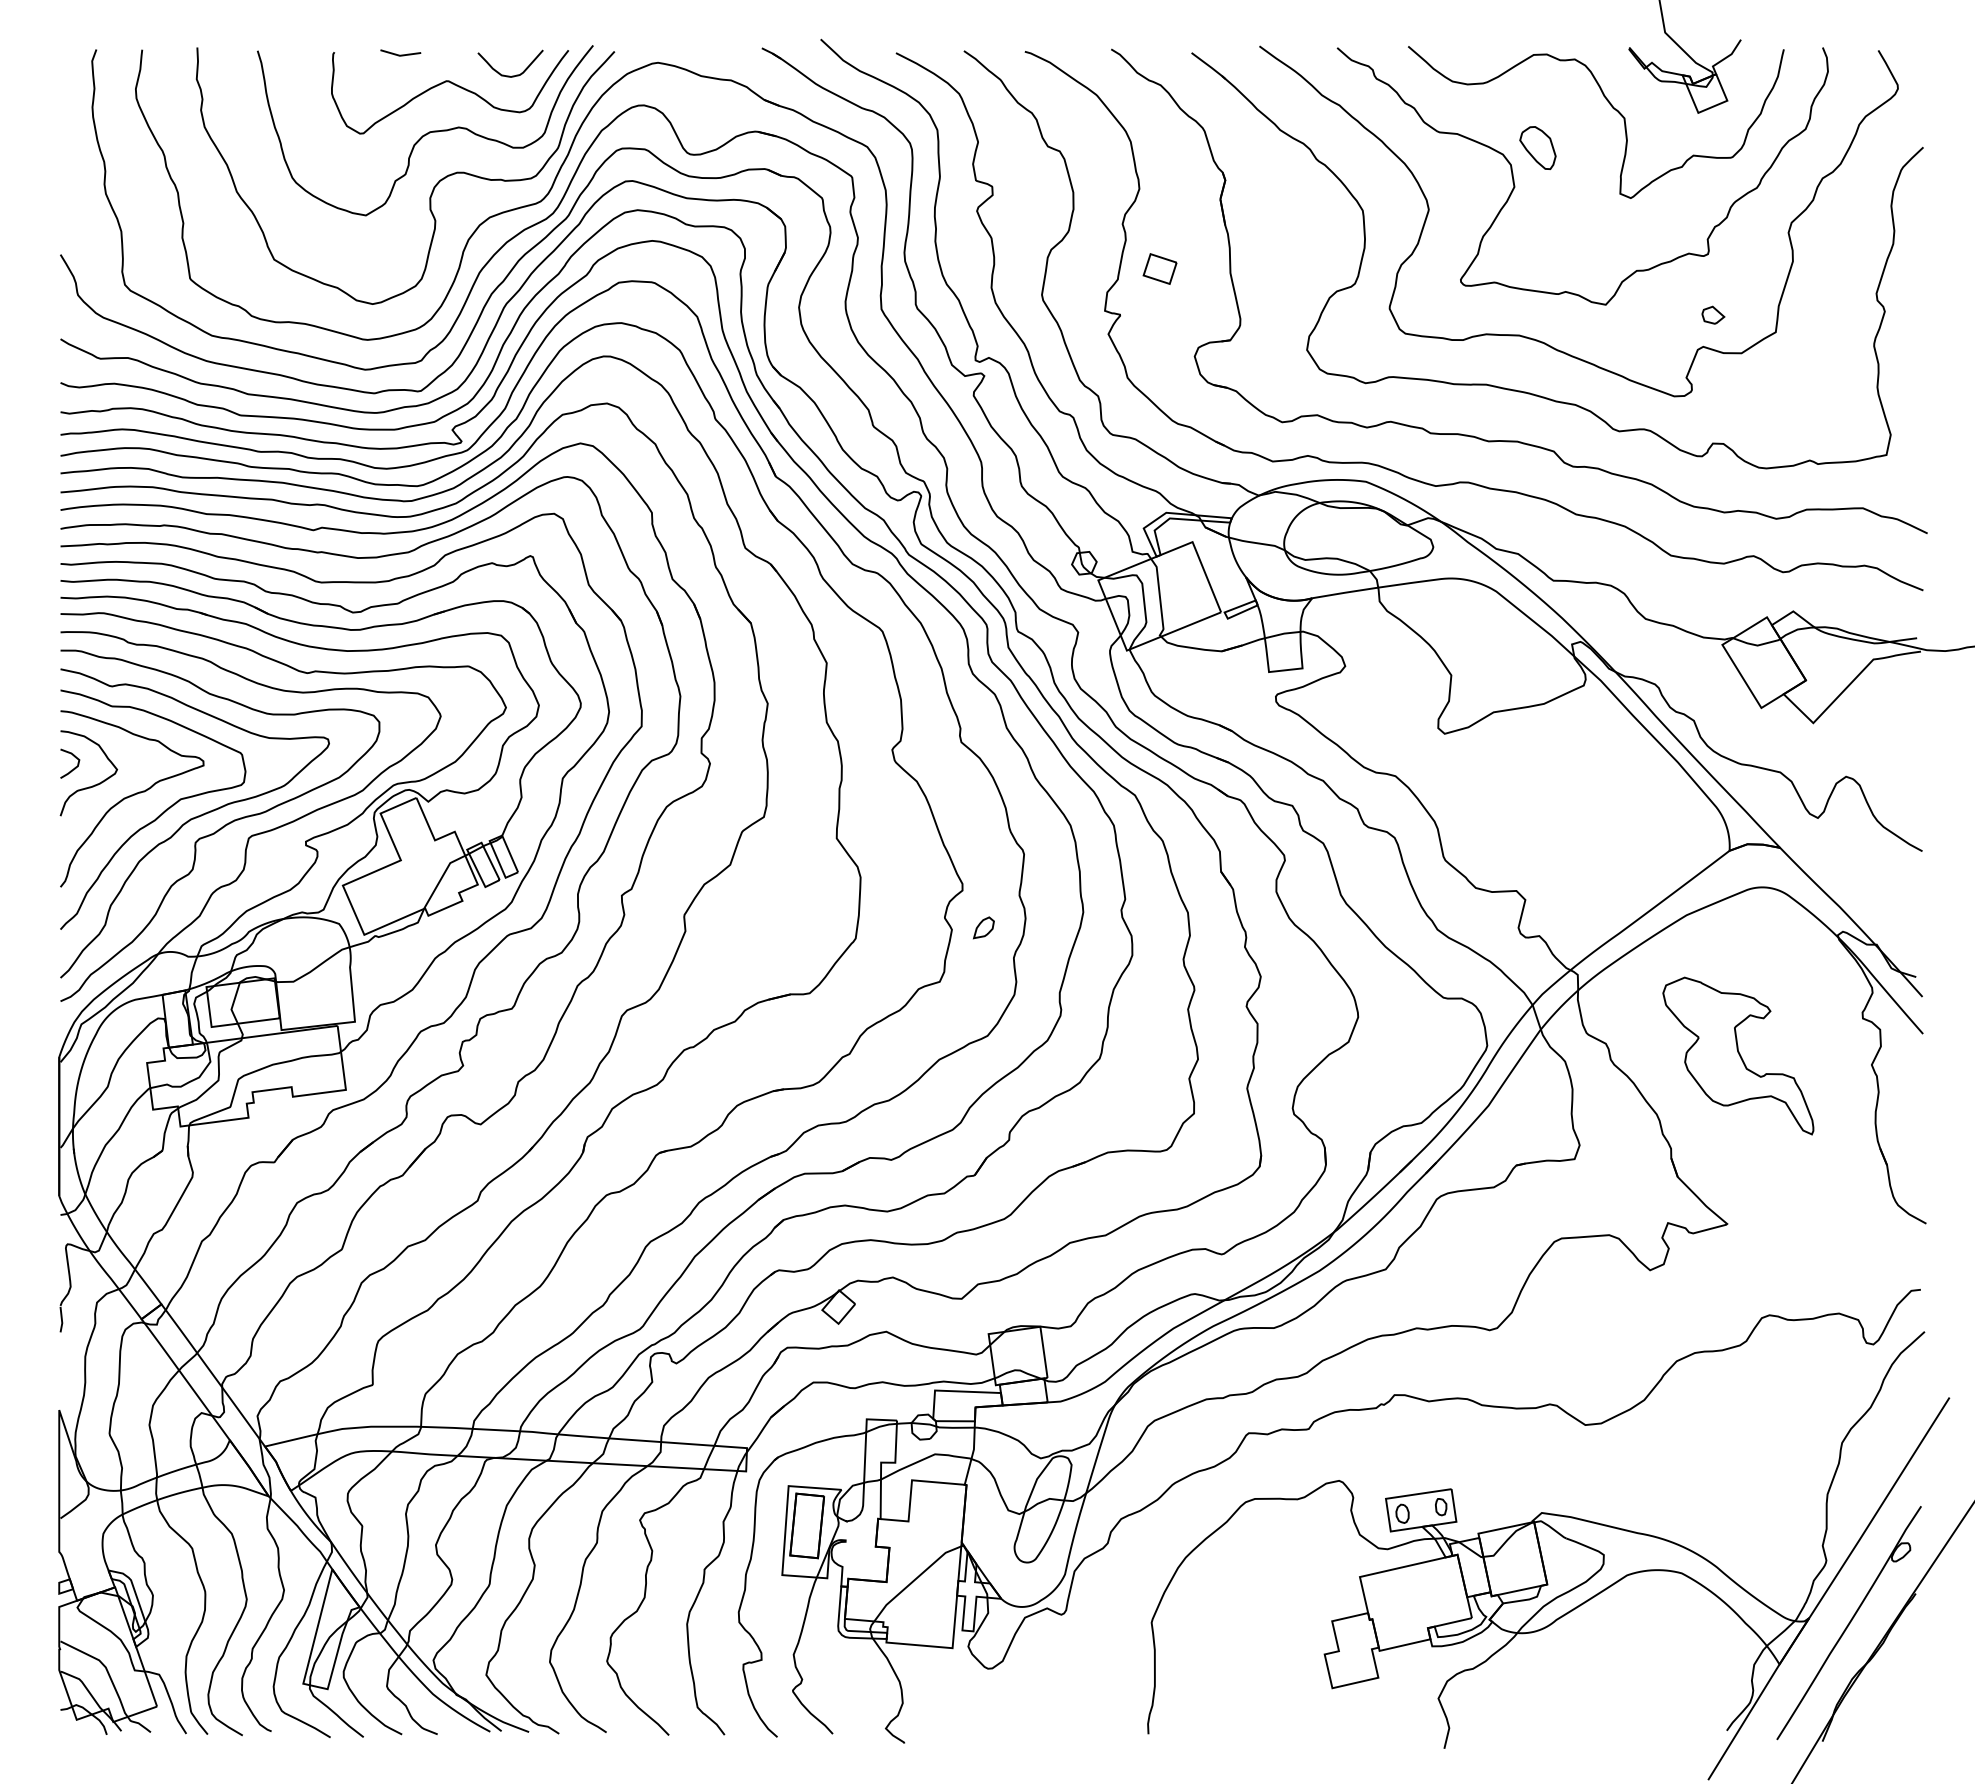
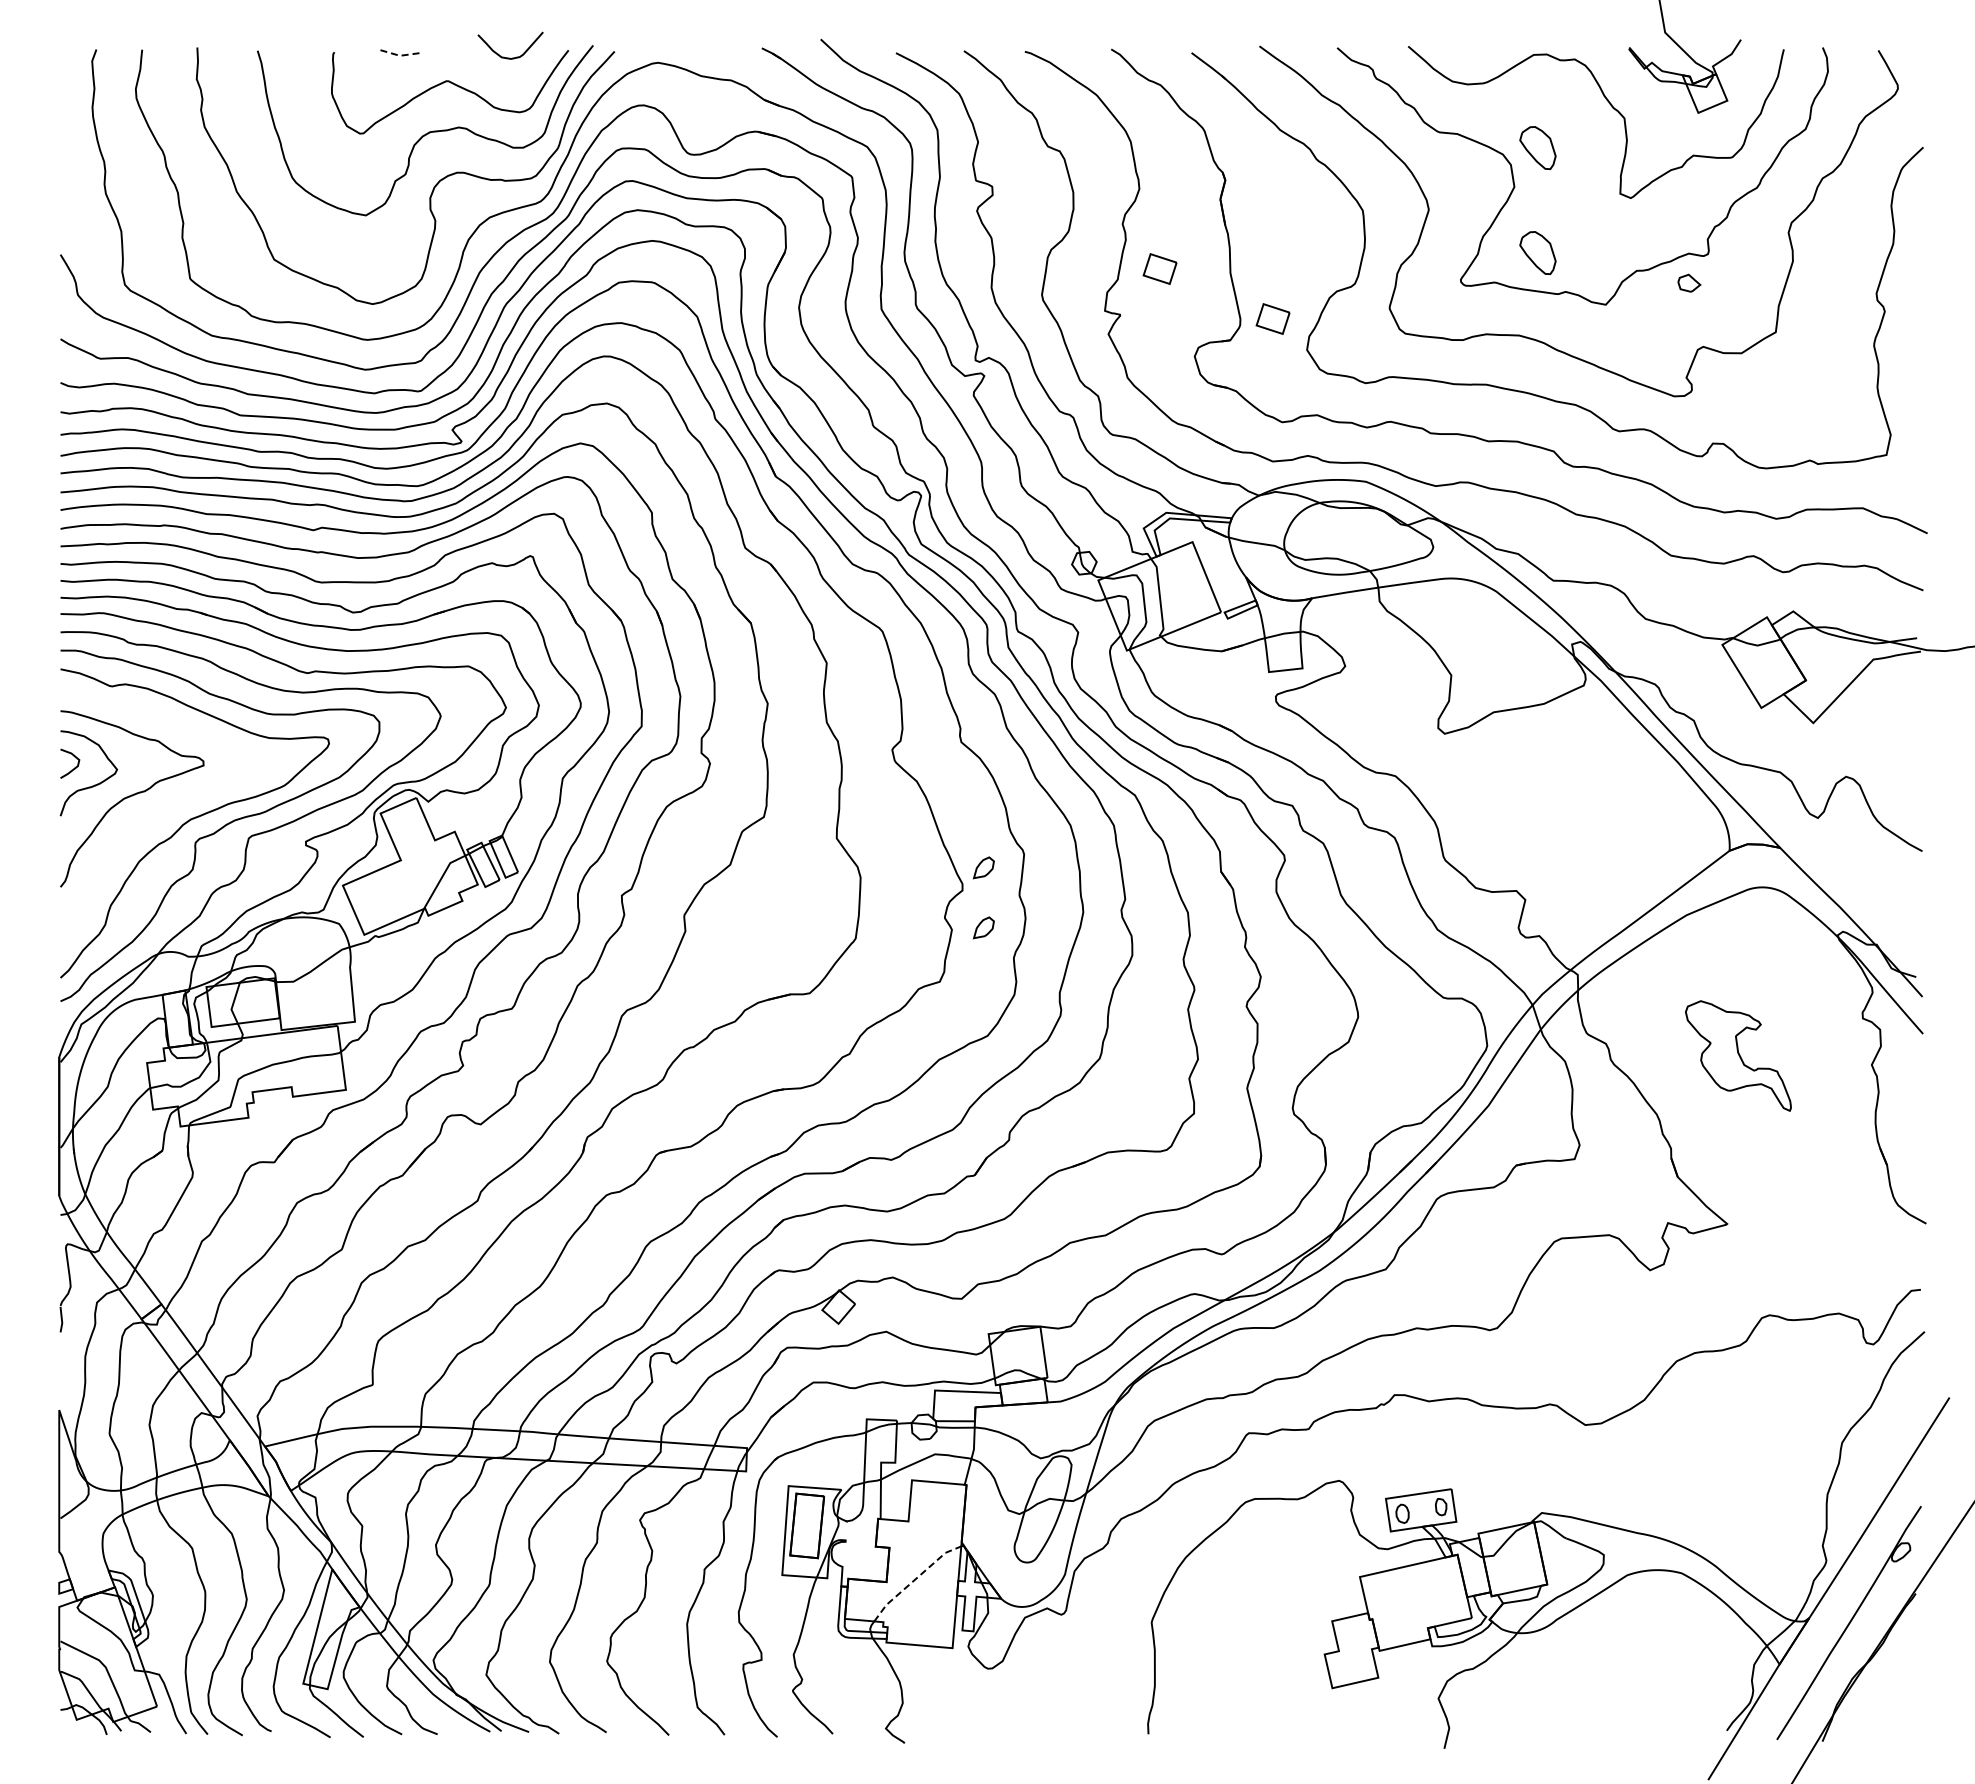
line: solid -> dashed (399, 55)
curve position: (509, 75) -> (509, 57) (509, 57)
part: none -> present (1537, 252)
part position: (1713, 314) -> (1689, 282) (1689, 282)
part: none -> present (1272, 318)
curve: present -> none (158, 815)
part: none -> present (983, 867)
part size: 153x160 px -> 107x112 px (1738, 1055)
line: solid -> dashed (914, 1579)
